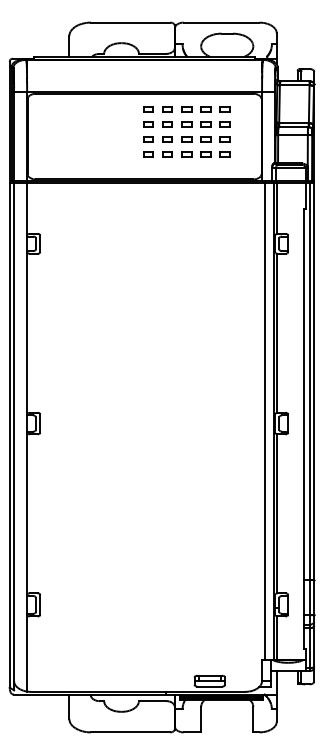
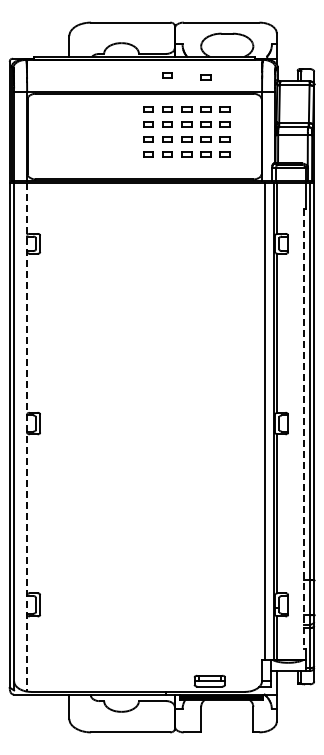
part: none -> present (167, 75)
part: none -> present (205, 77)
line: solid -> dashed (303, 428)
line: solid -> dashed (27, 437)
